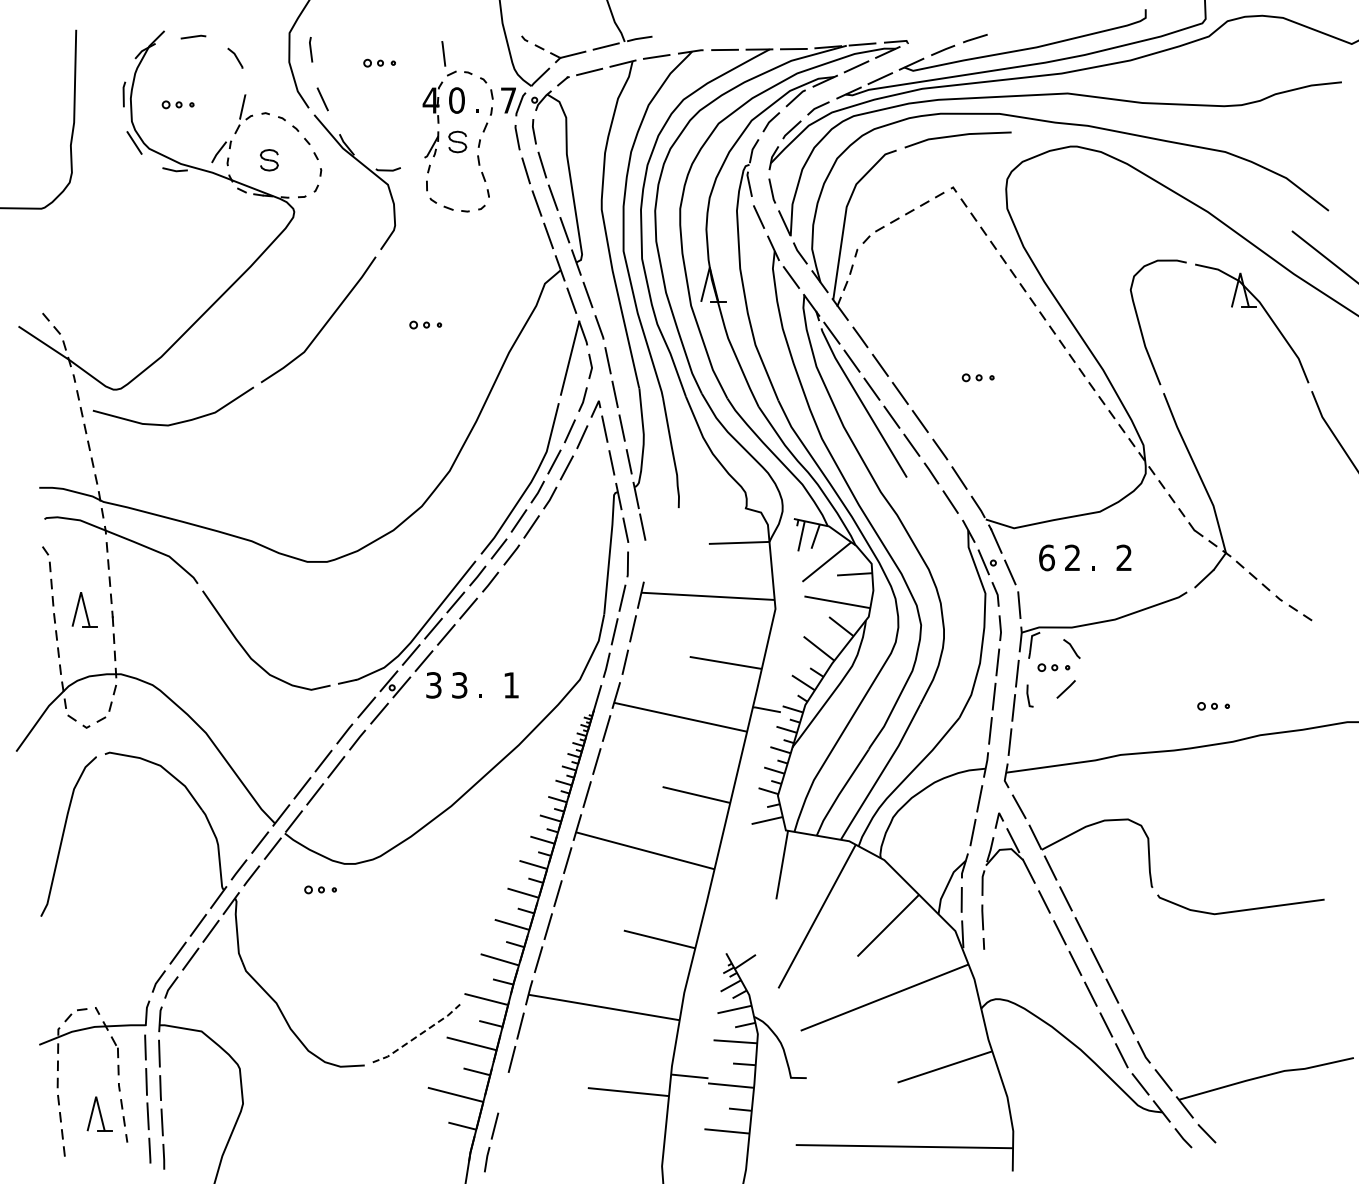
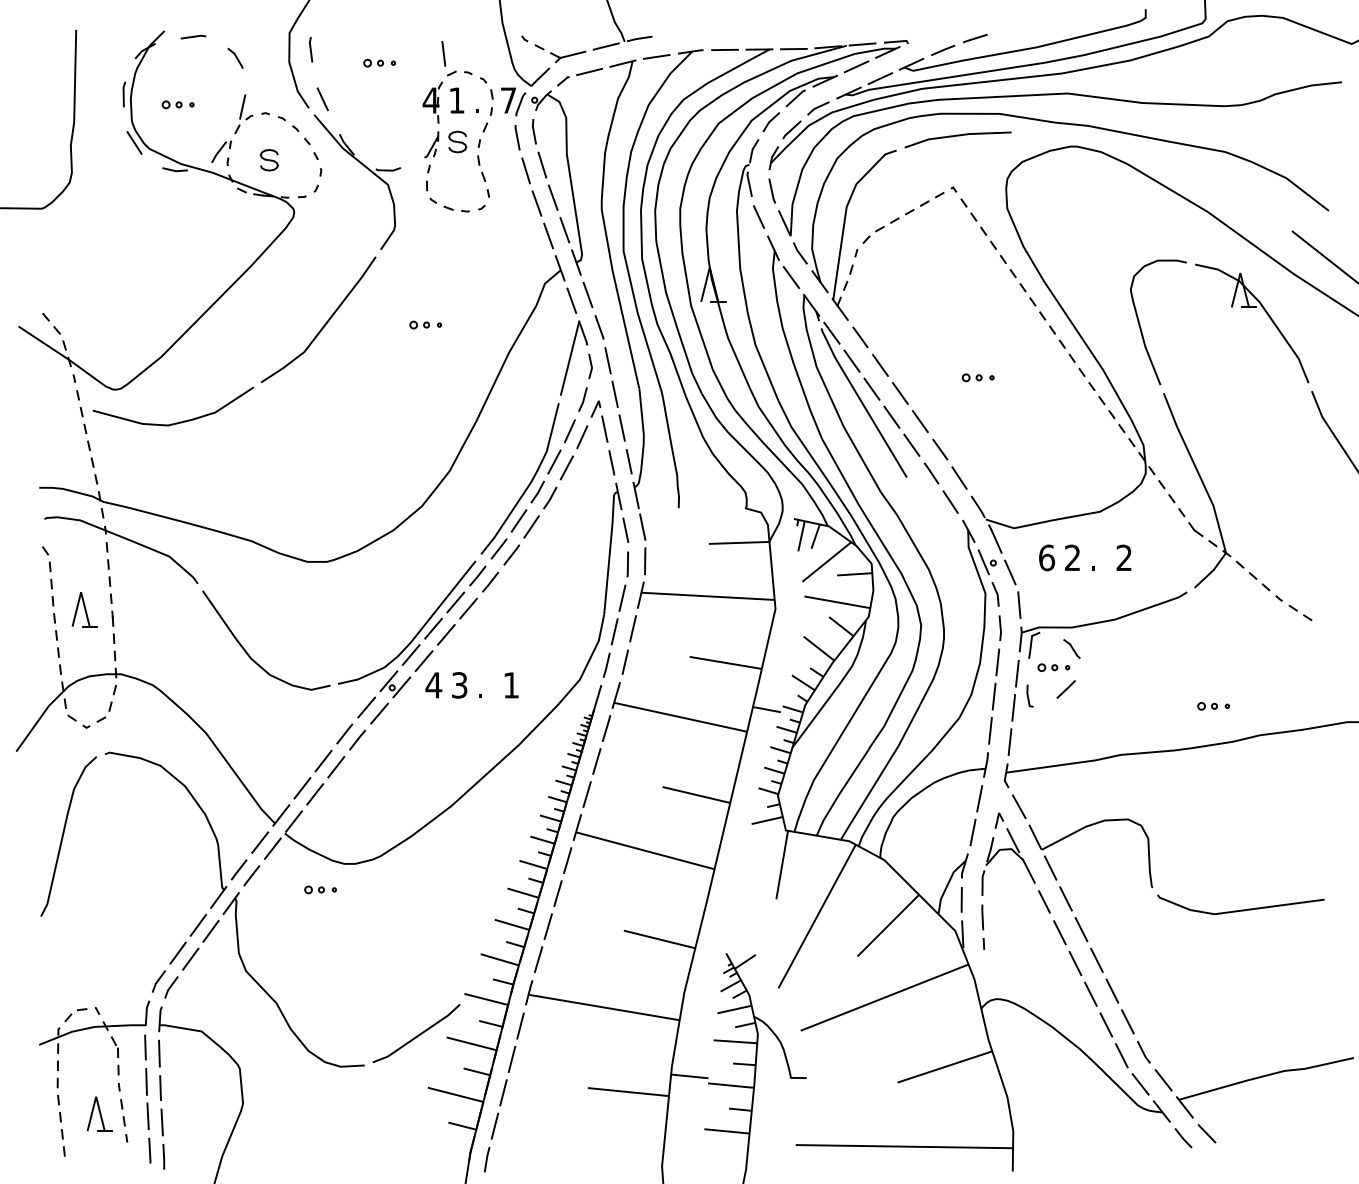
text: 0 -> 1 (456, 100)
line: none -> present (645, 561)
text: 3 -> 4 (433, 685)
line: dashed -> solid (418, 1035)
line: none -> present (503, 1092)
